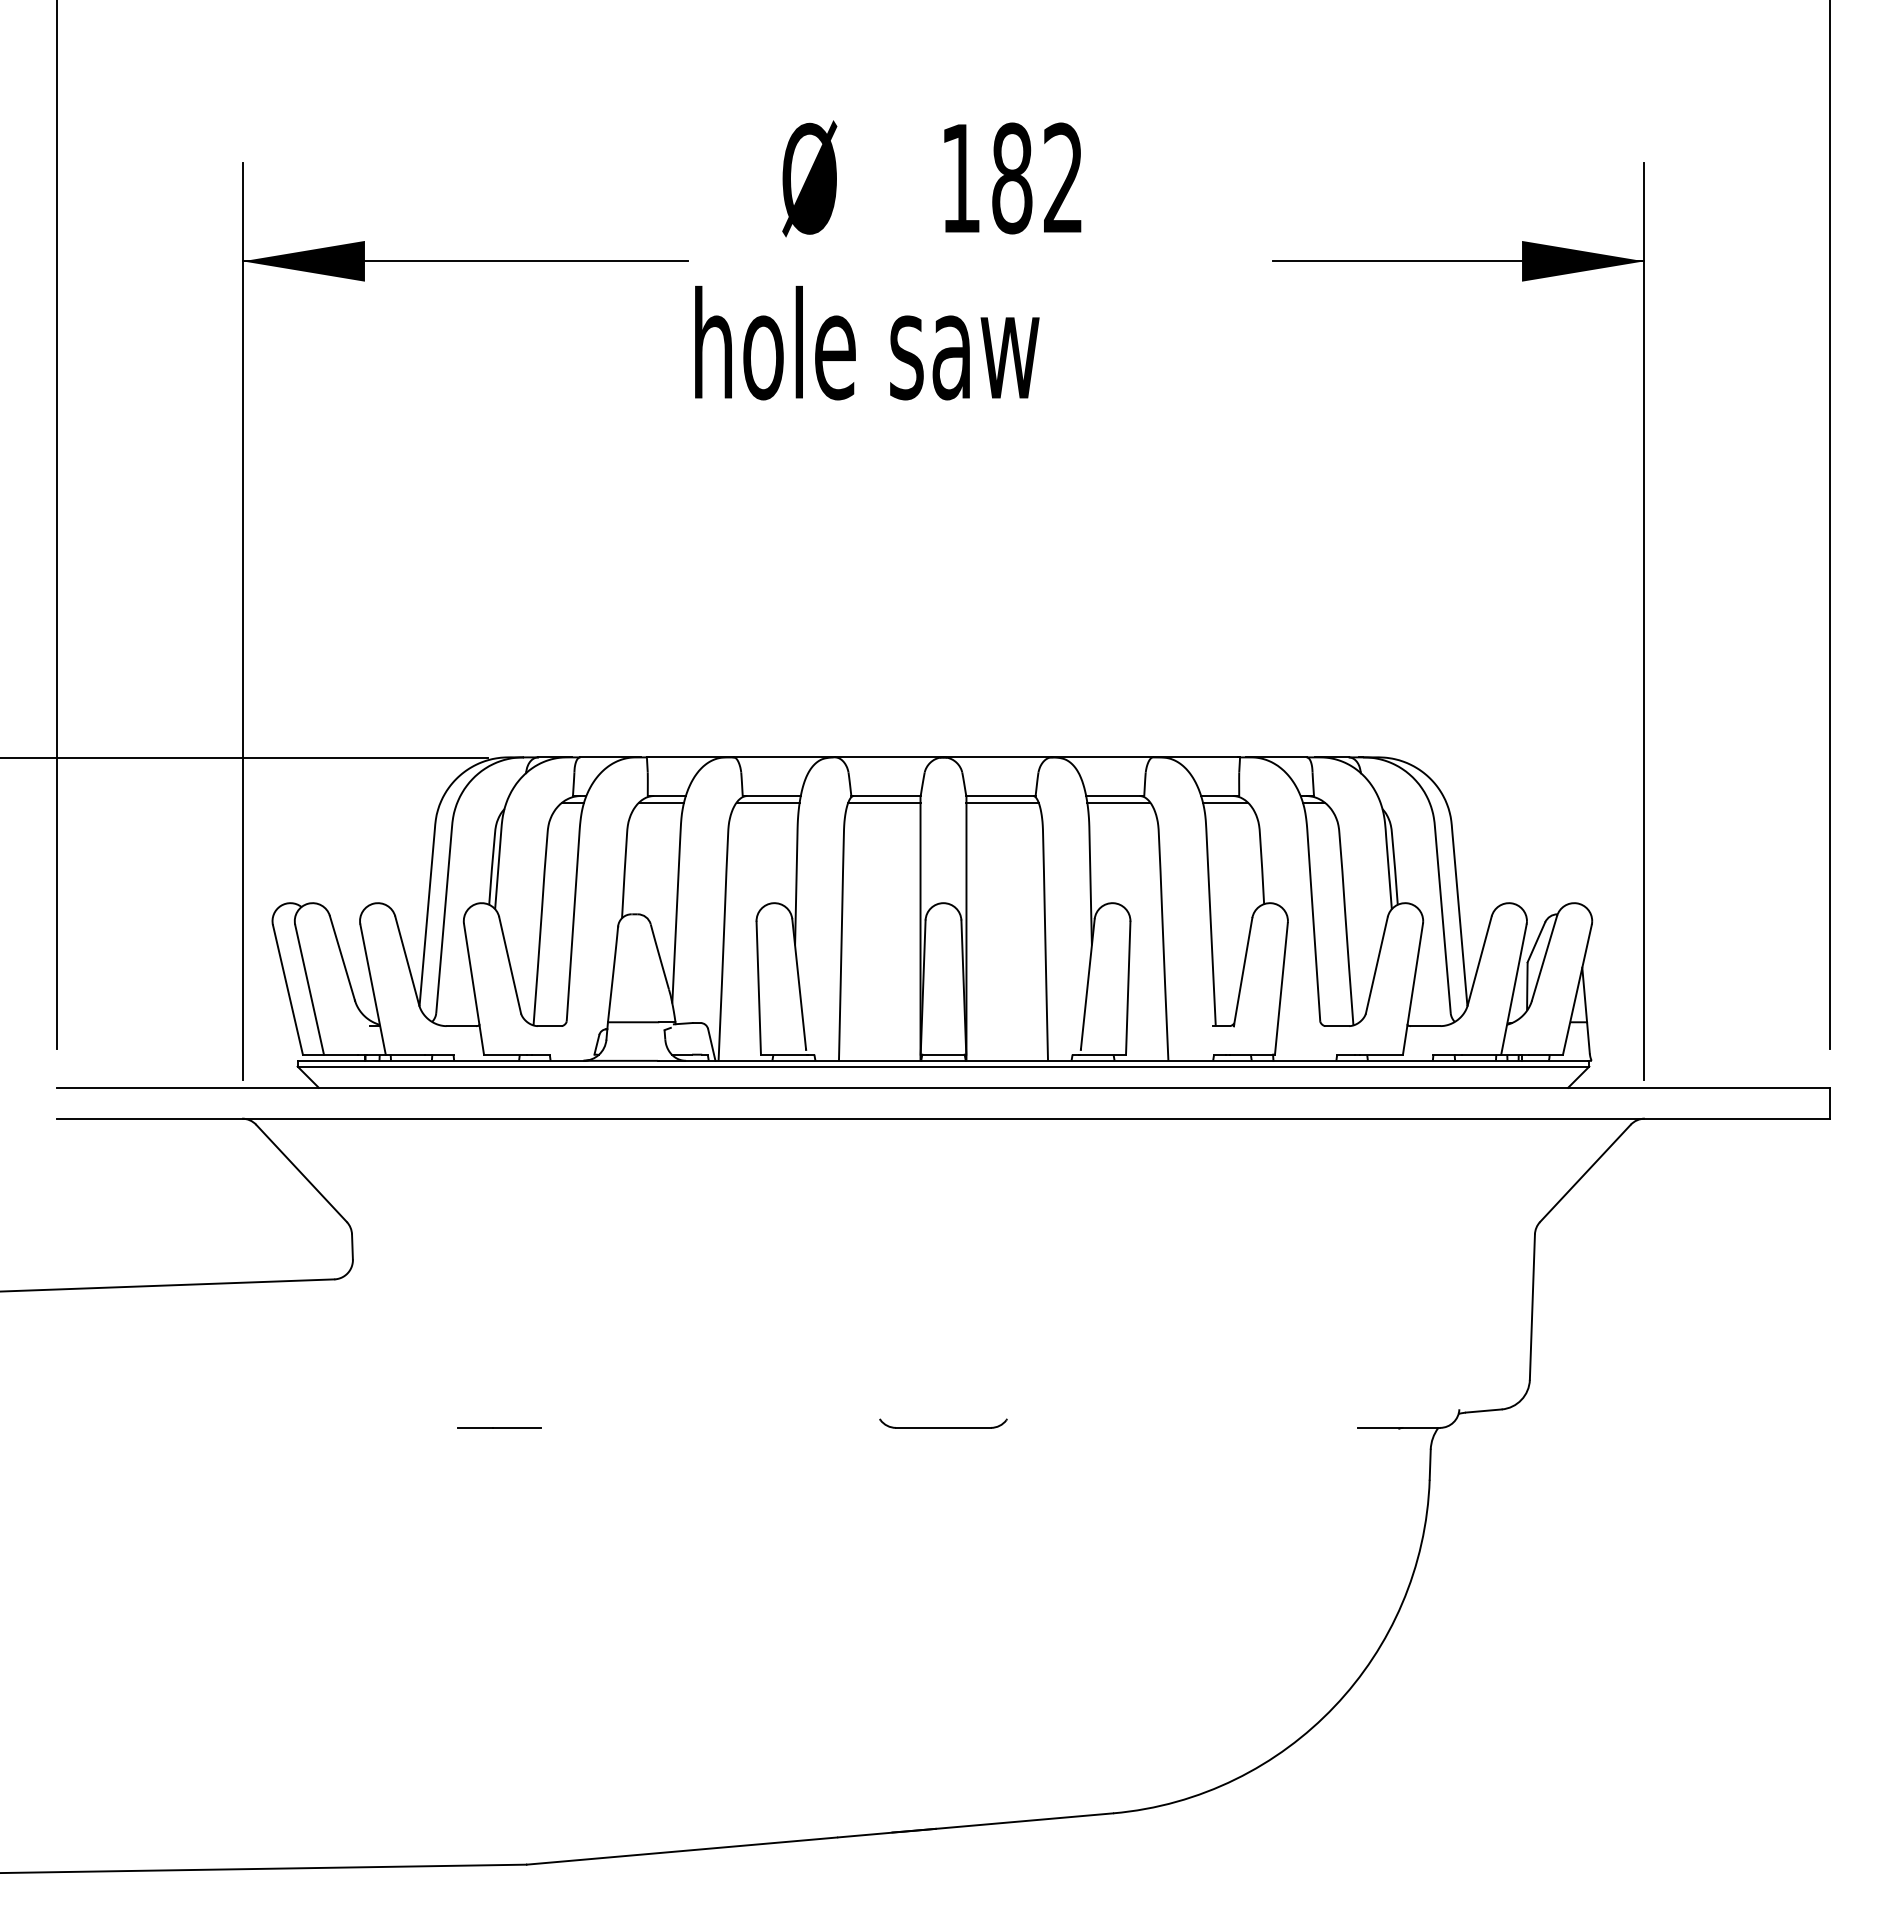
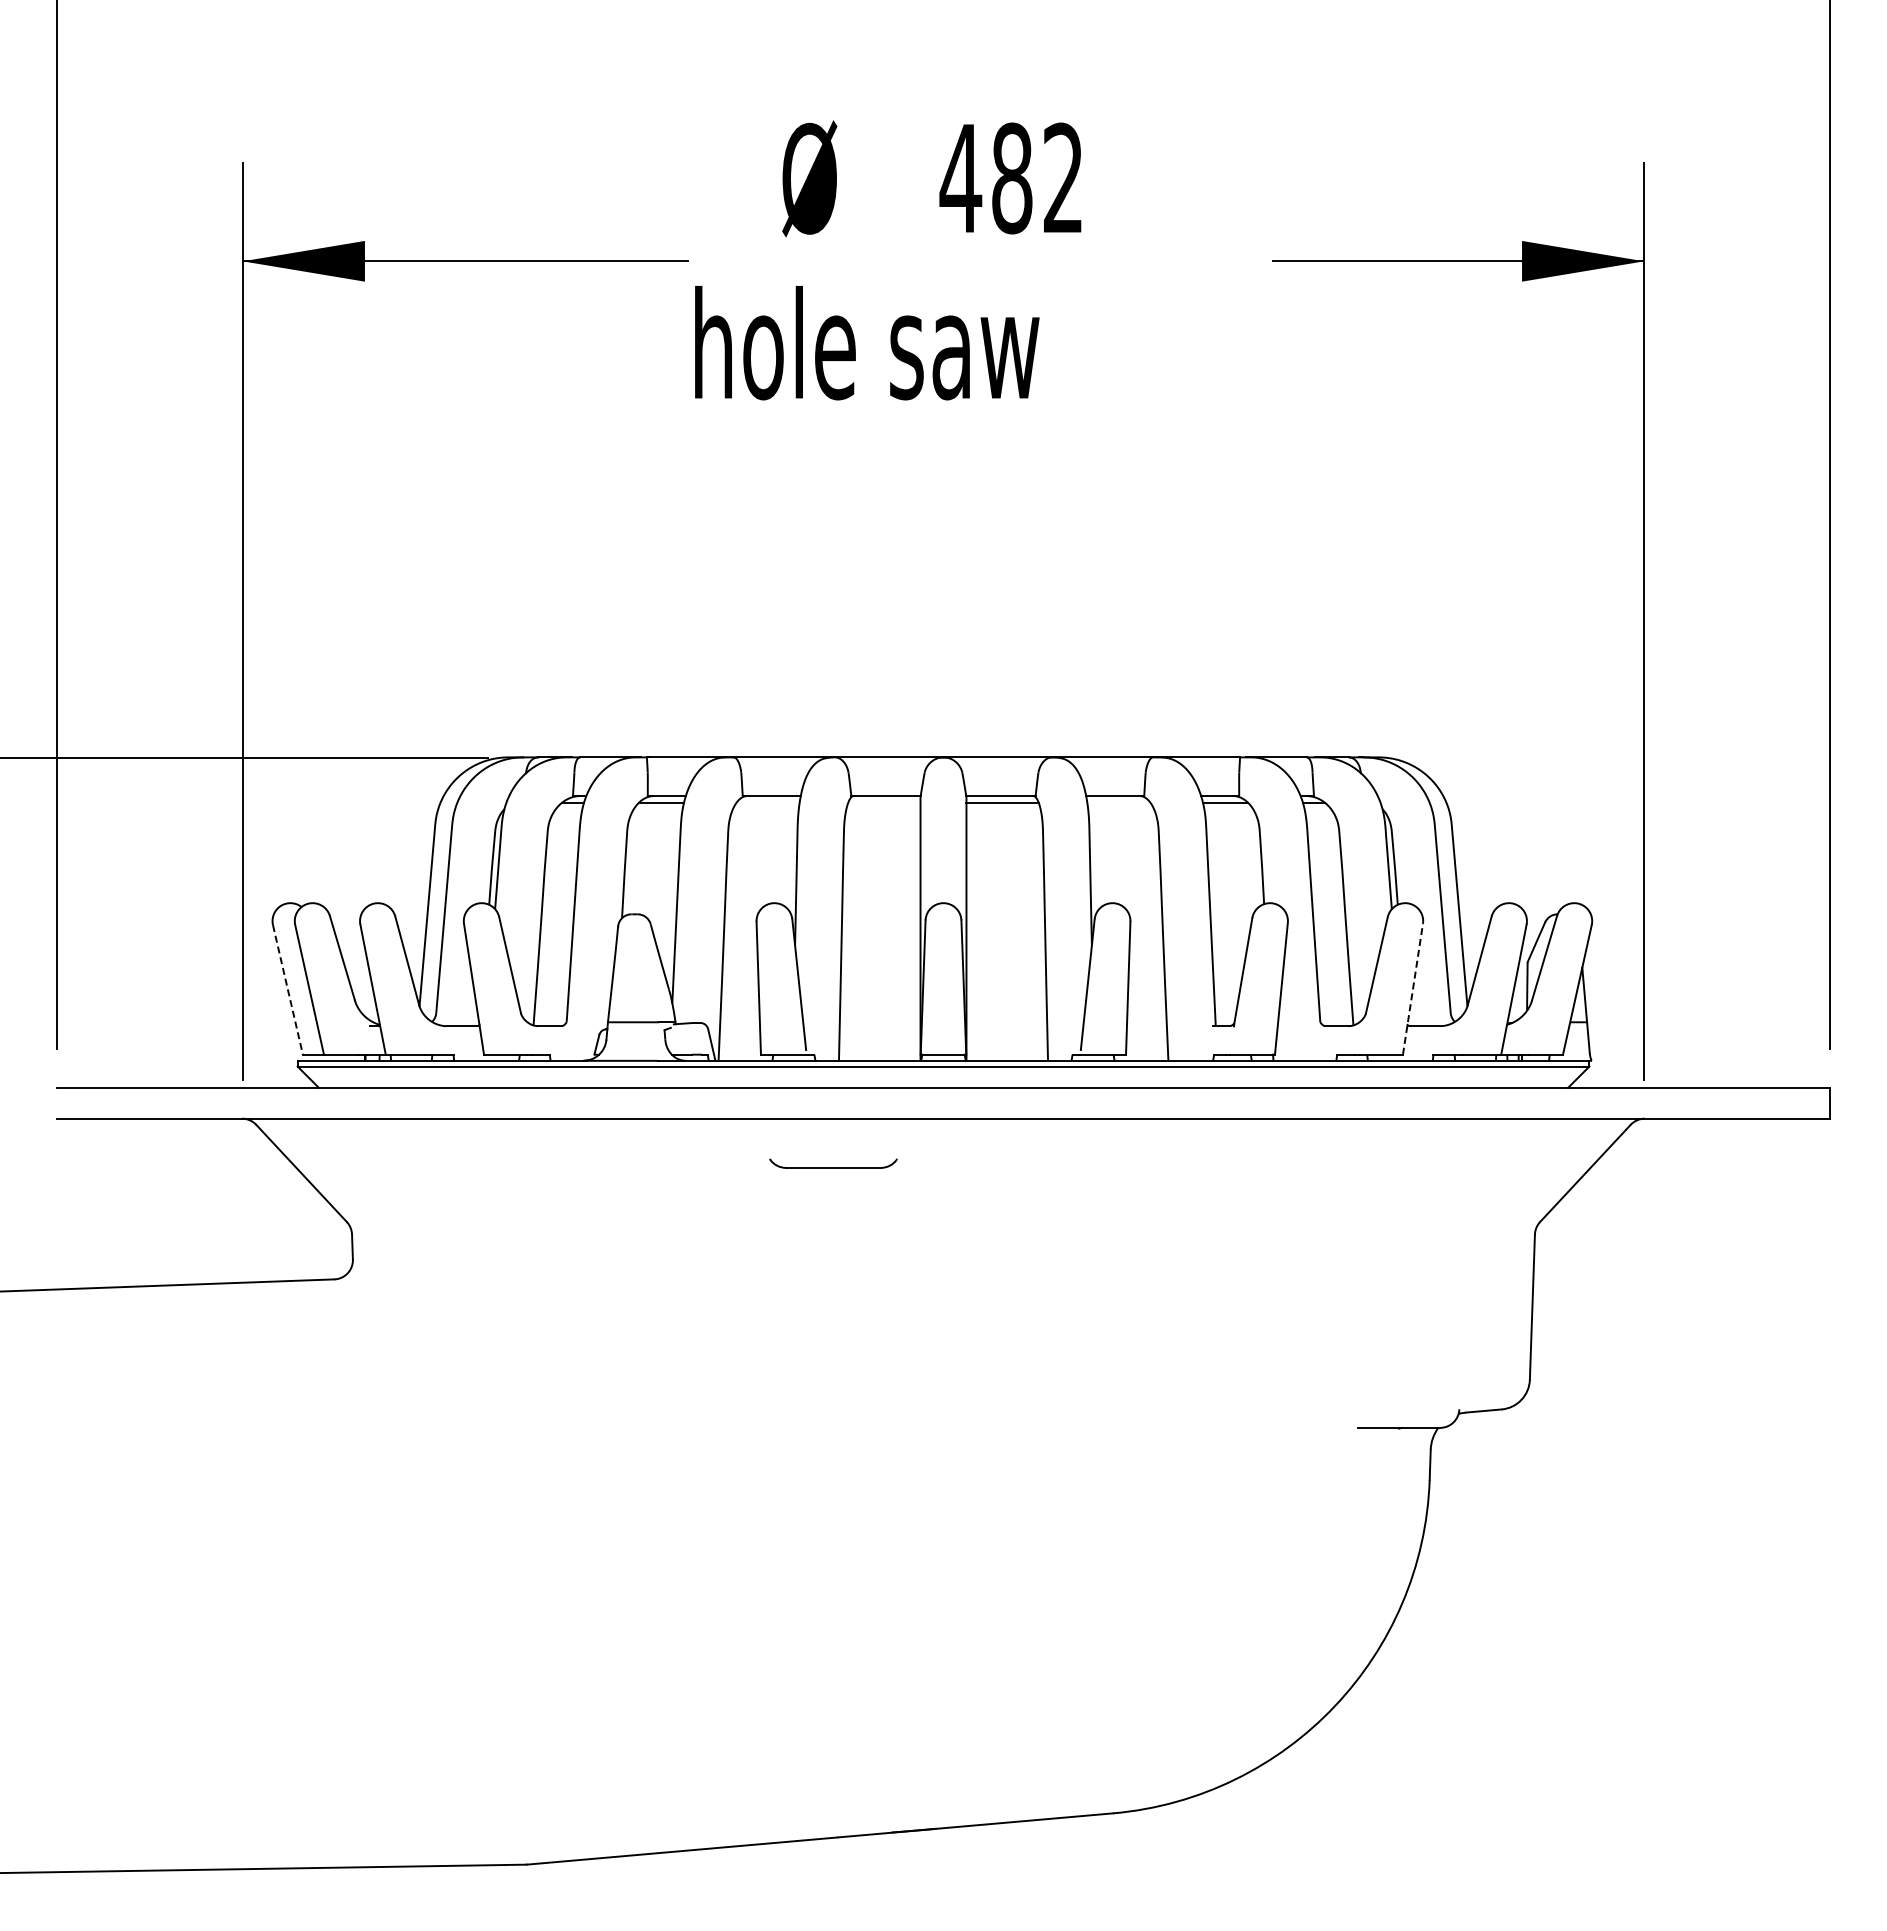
text: 182 -> 482 (960, 178)
line: present -> none (767, 802)
line: present -> none (884, 802)
line: present -> none (1118, 802)
line: solid -> dashed (1413, 988)
line: solid -> dashed (288, 990)
part position: (943, 1423) -> (833, 1163) (833, 1163)
line: present -> none (499, 1427)
